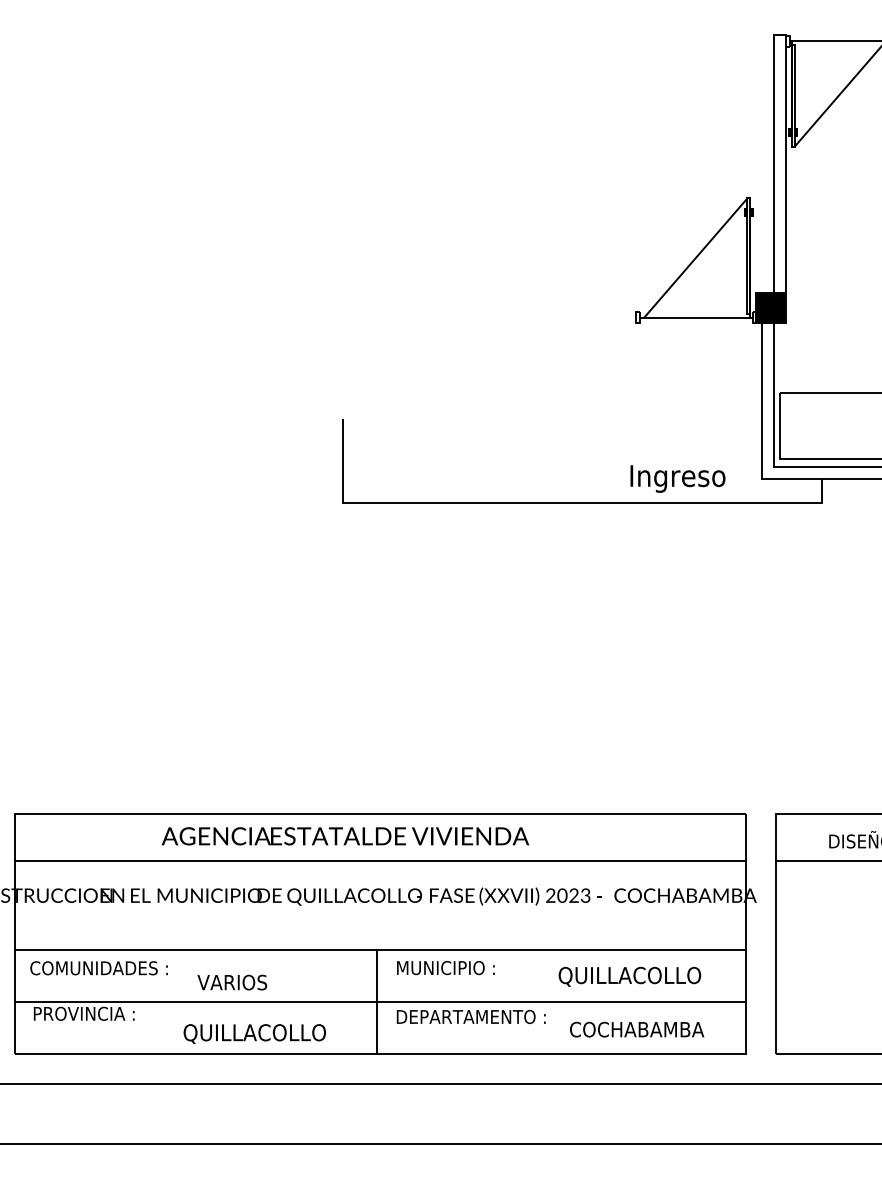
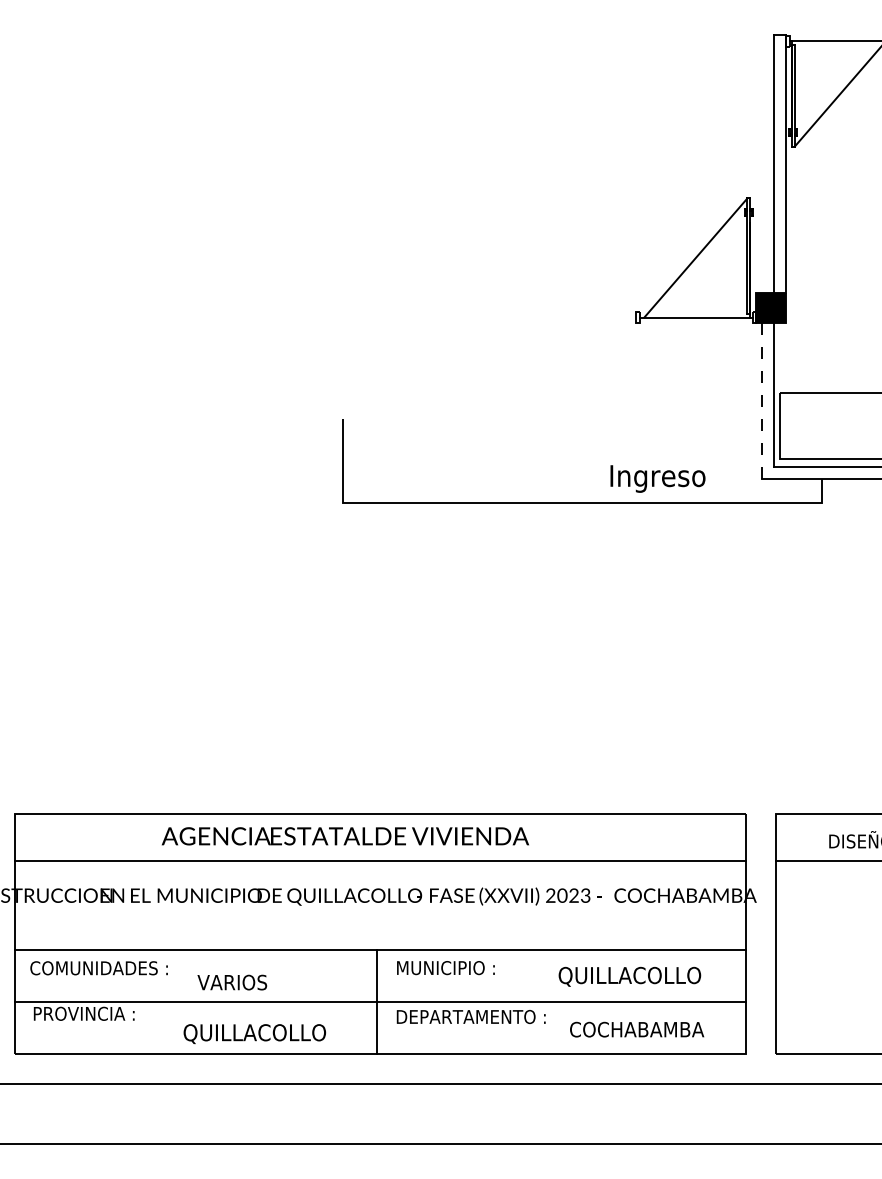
line: solid -> dashed (762, 400)
text position: (677, 478) -> (657, 478) (657, 478)
